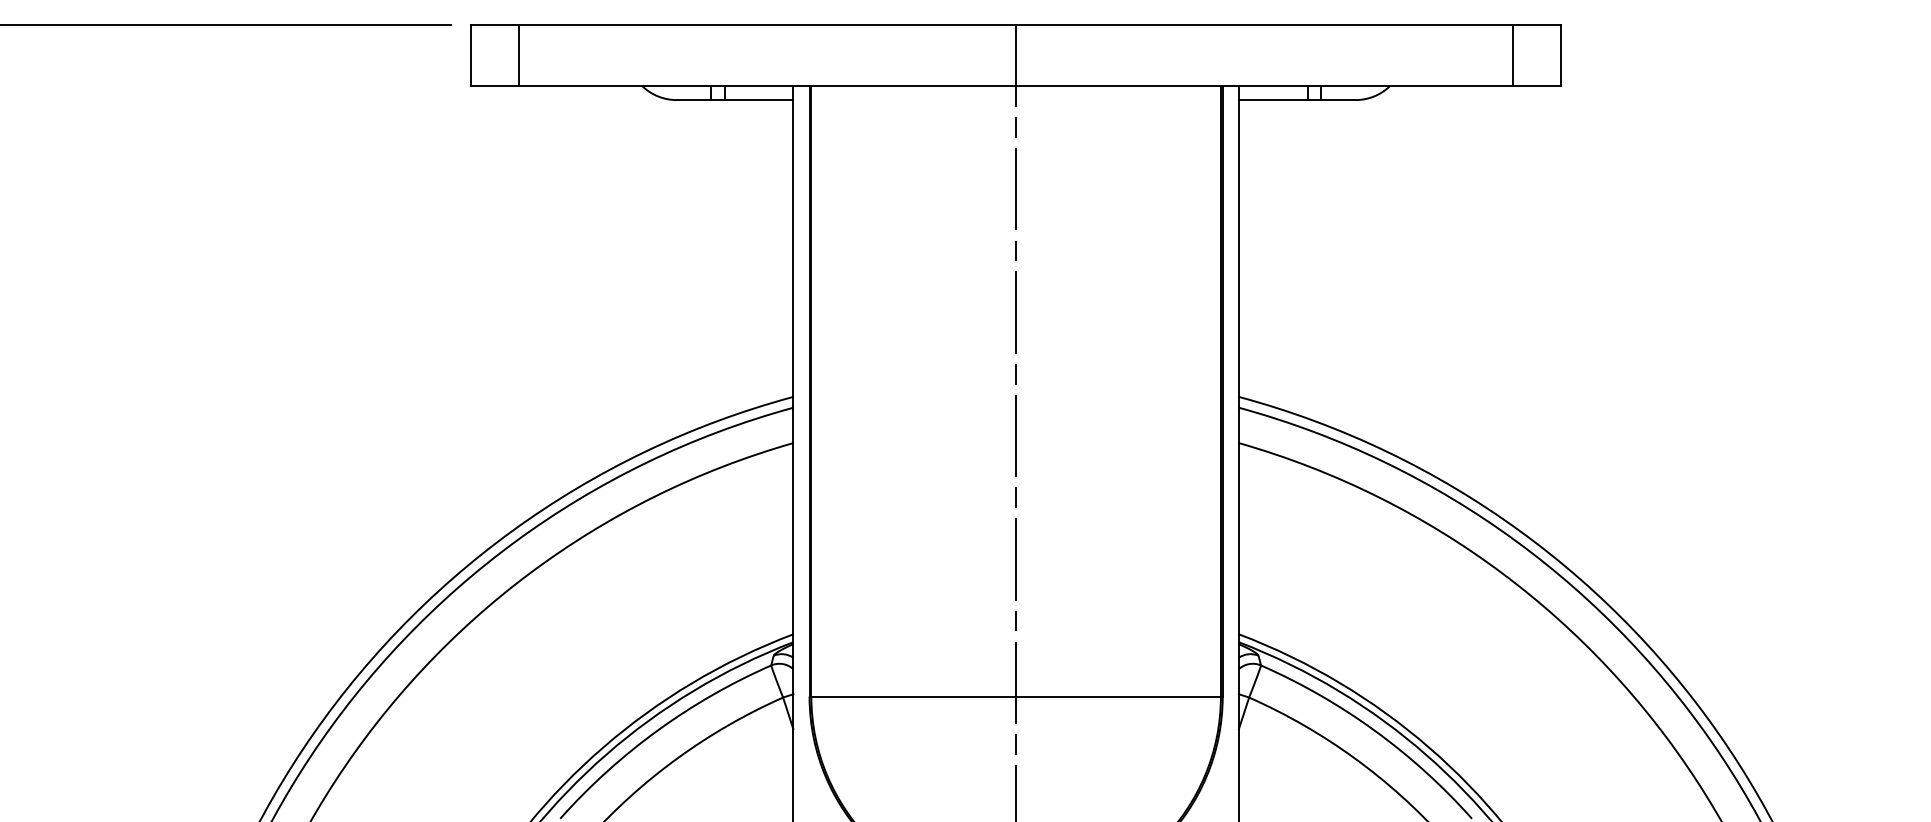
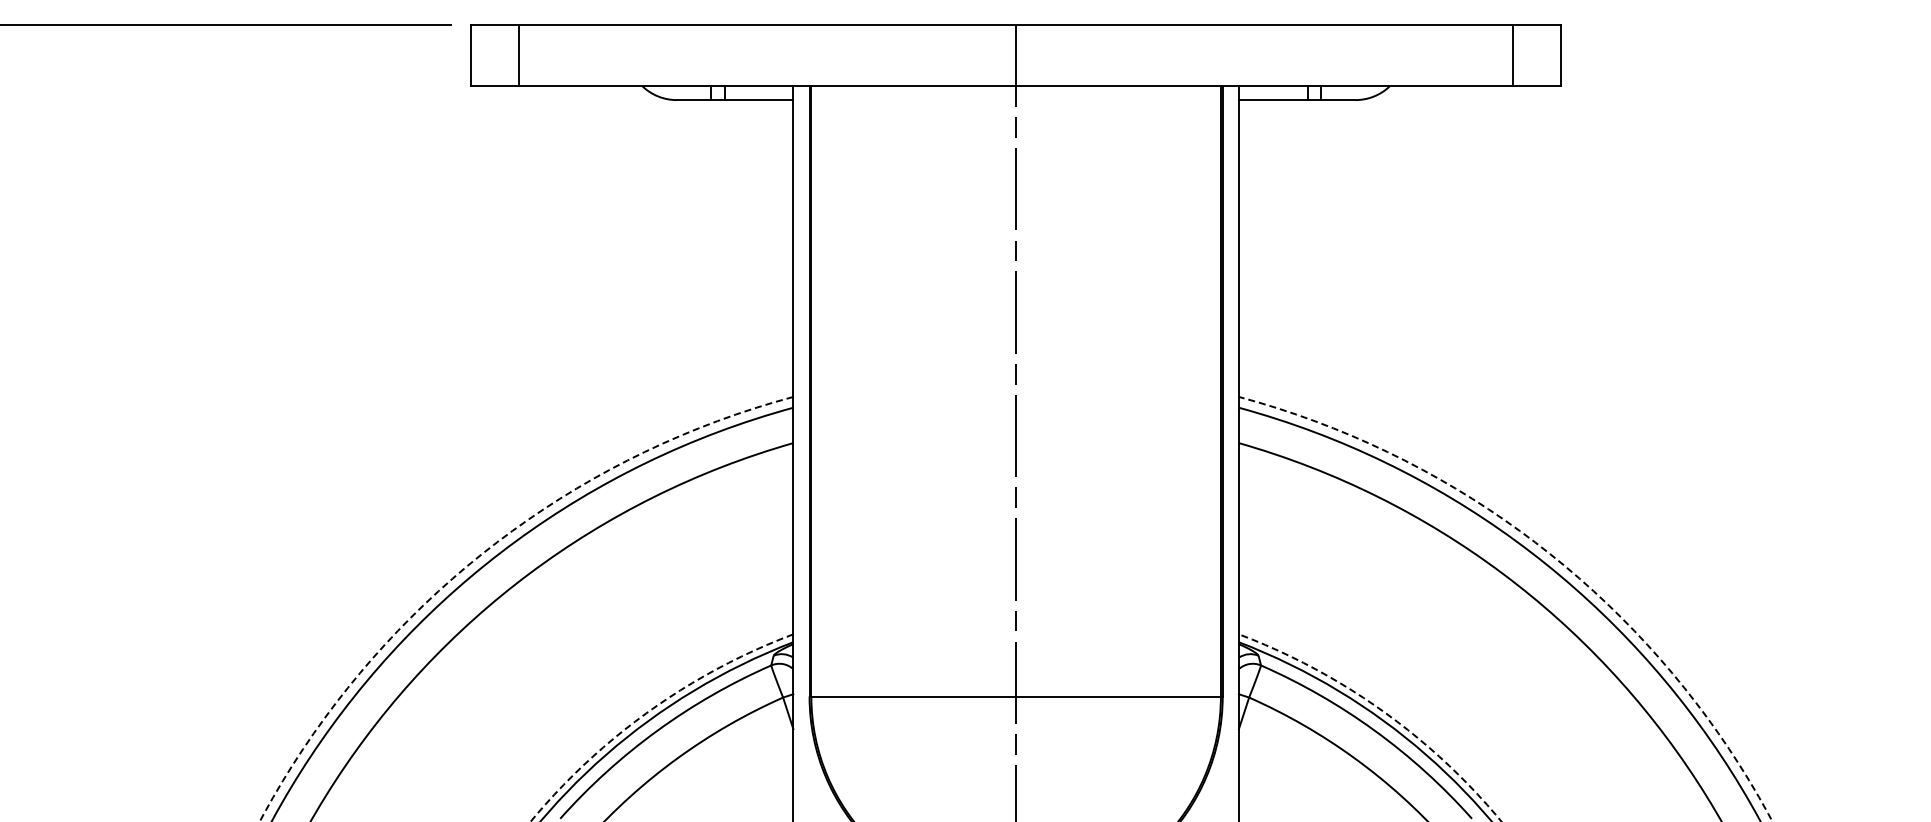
arc: solid -> dashed (1501, 821)
arc: solid -> dashed (1772, 821)
